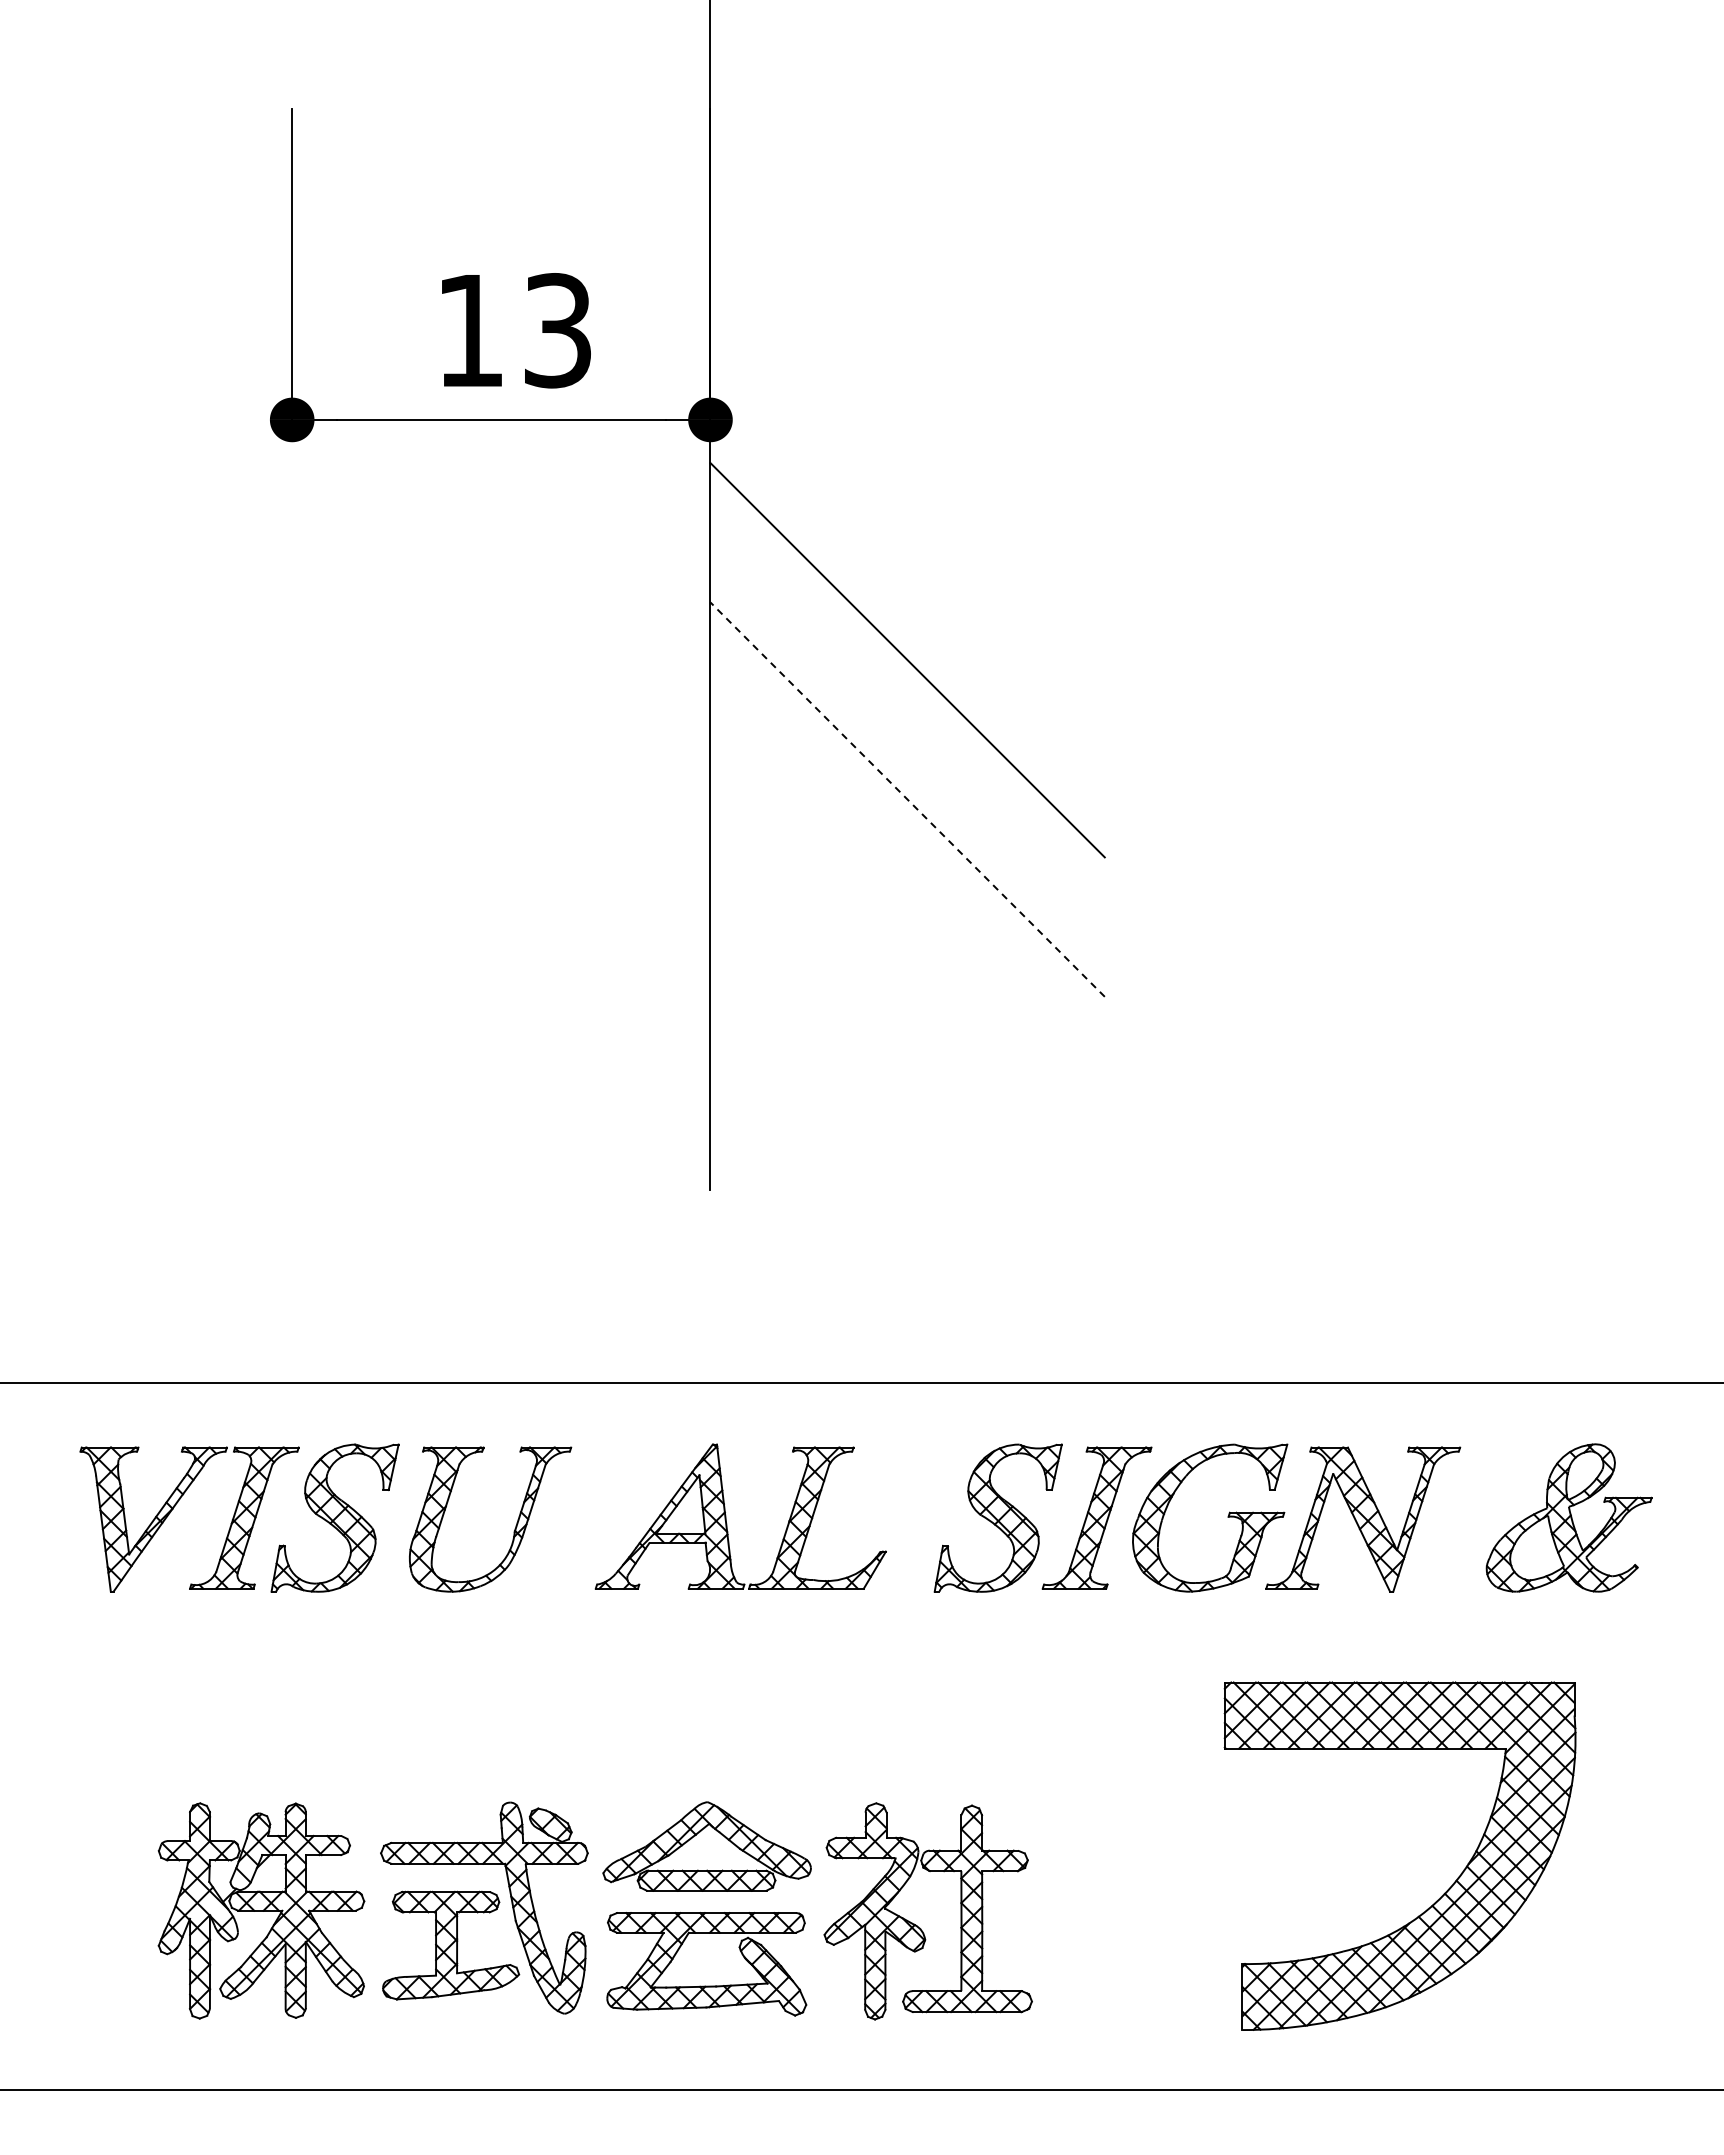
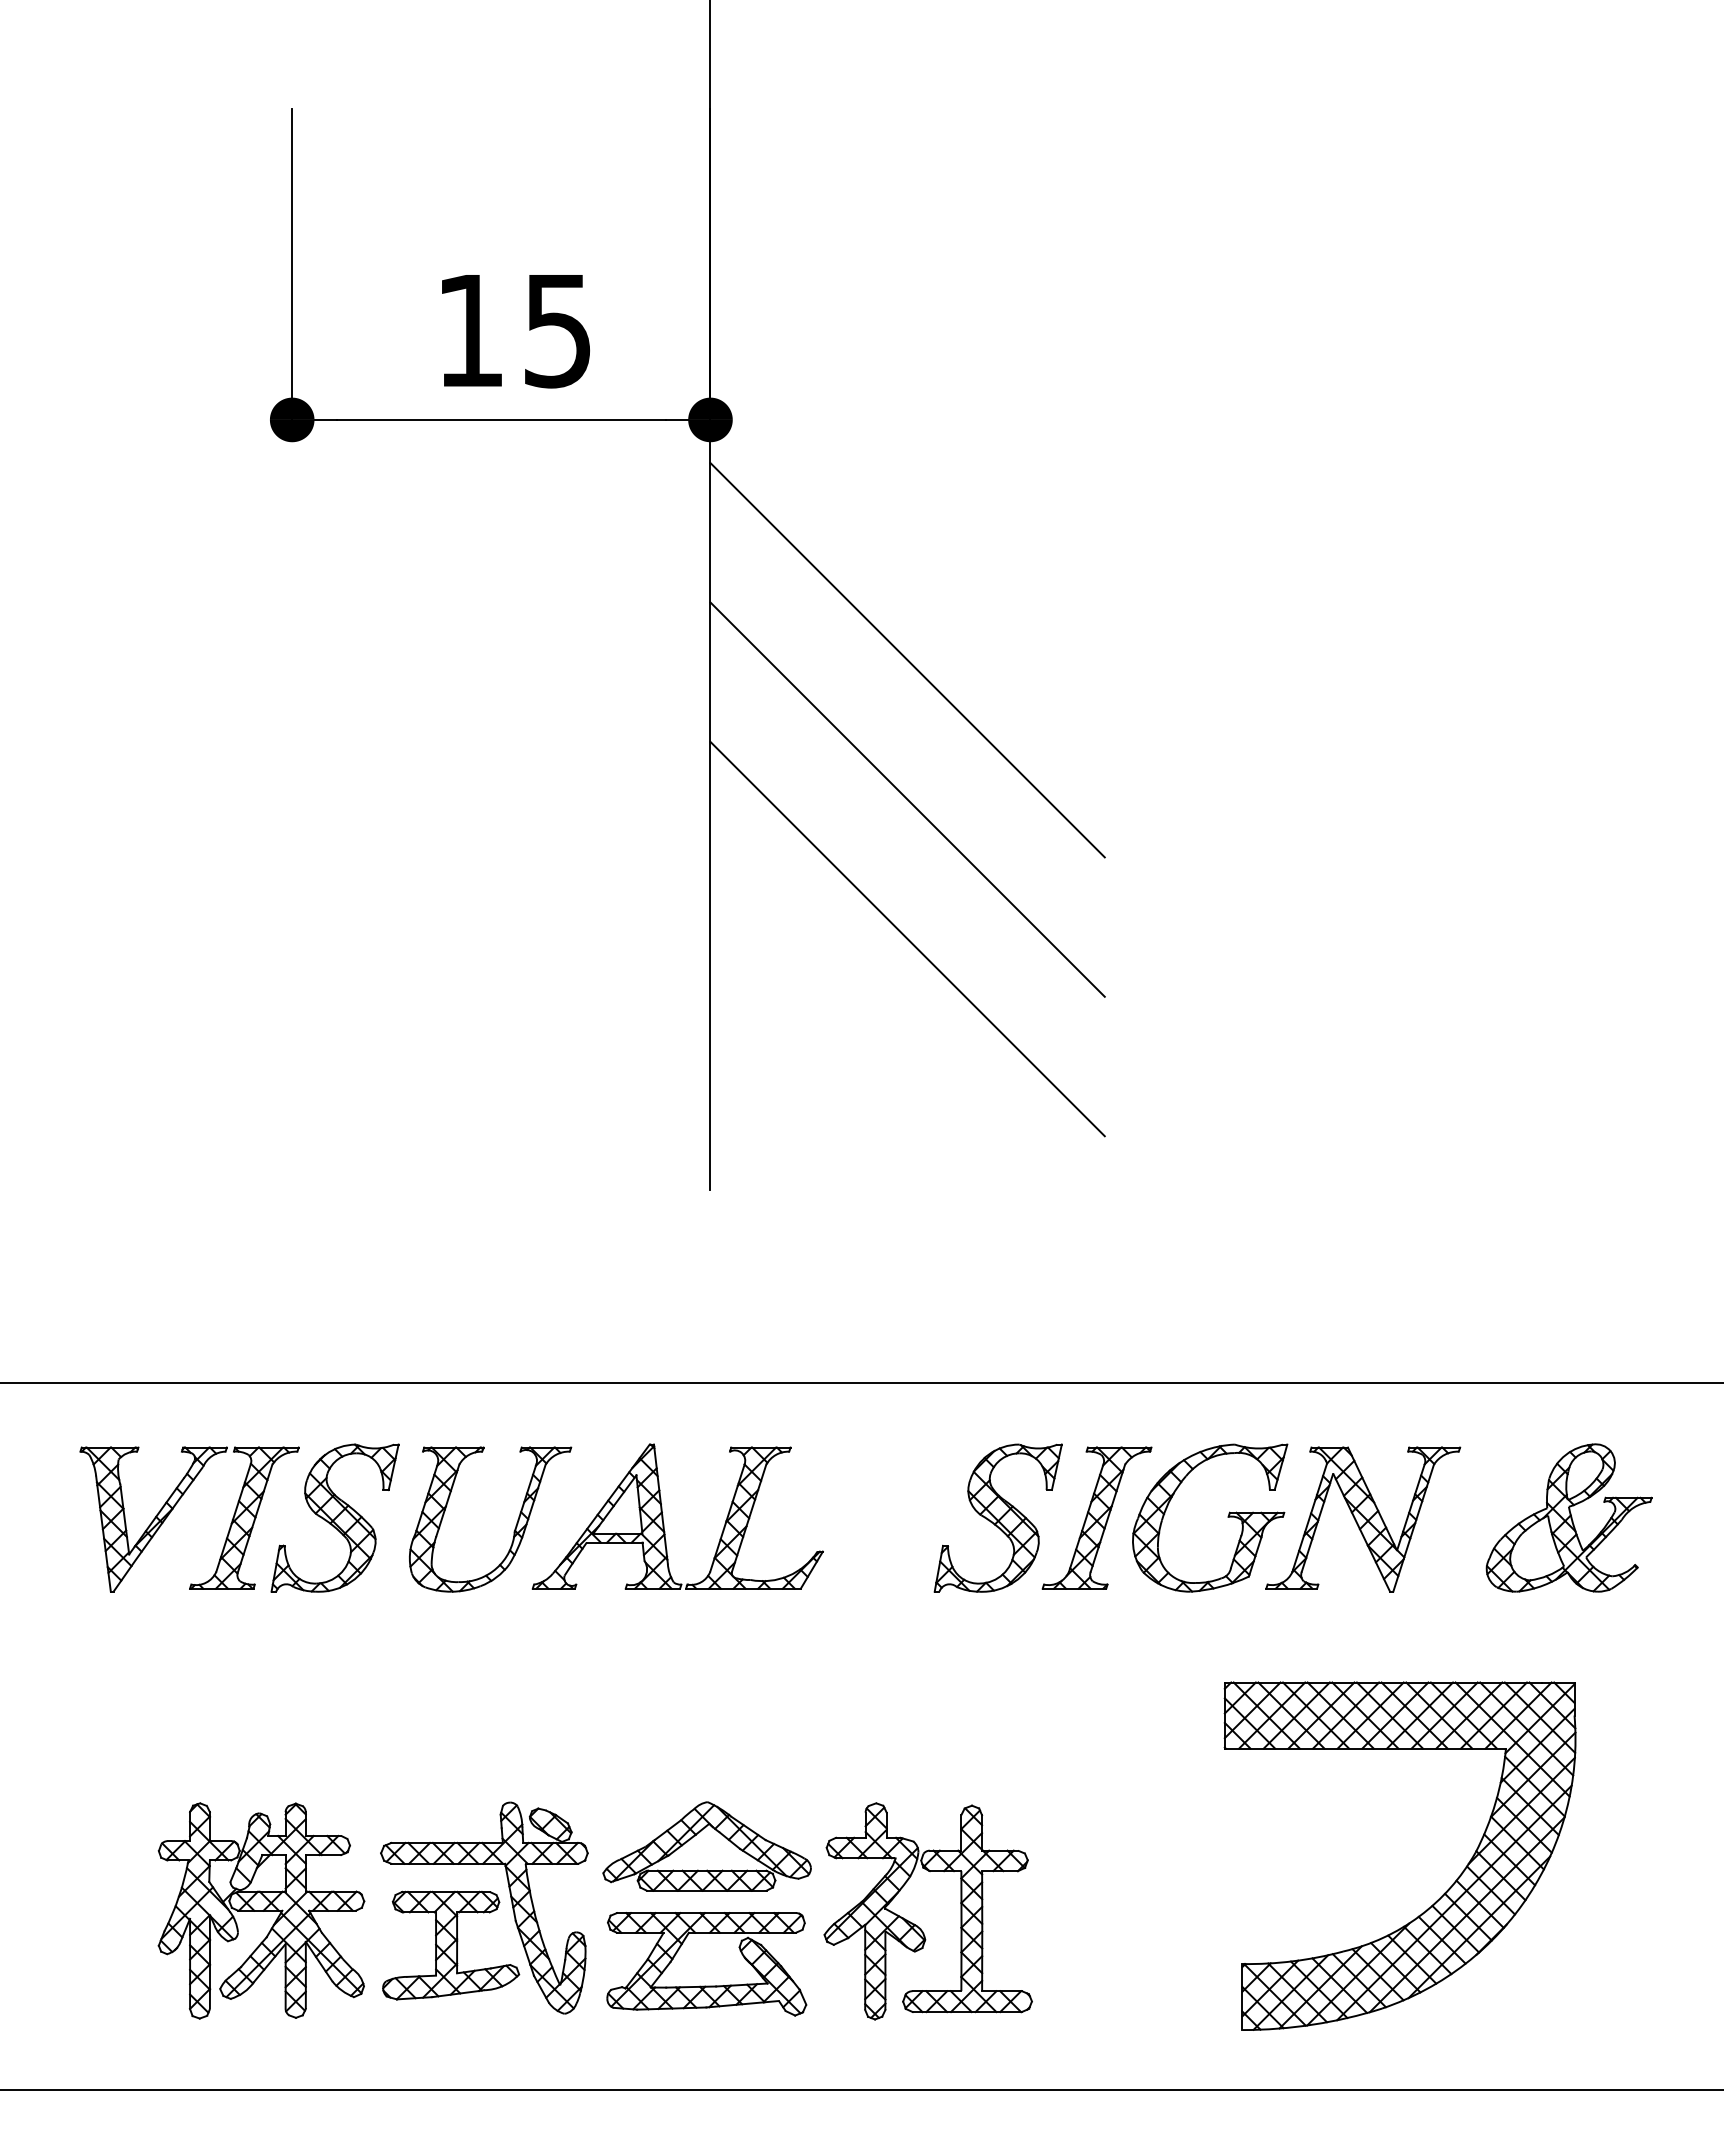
text: 13 -> 15 (557, 330)
line: dashed -> solid (907, 799)
line: none -> present (907, 938)
part position: (726, 1516) -> (663, 1516) (663, 1516)
